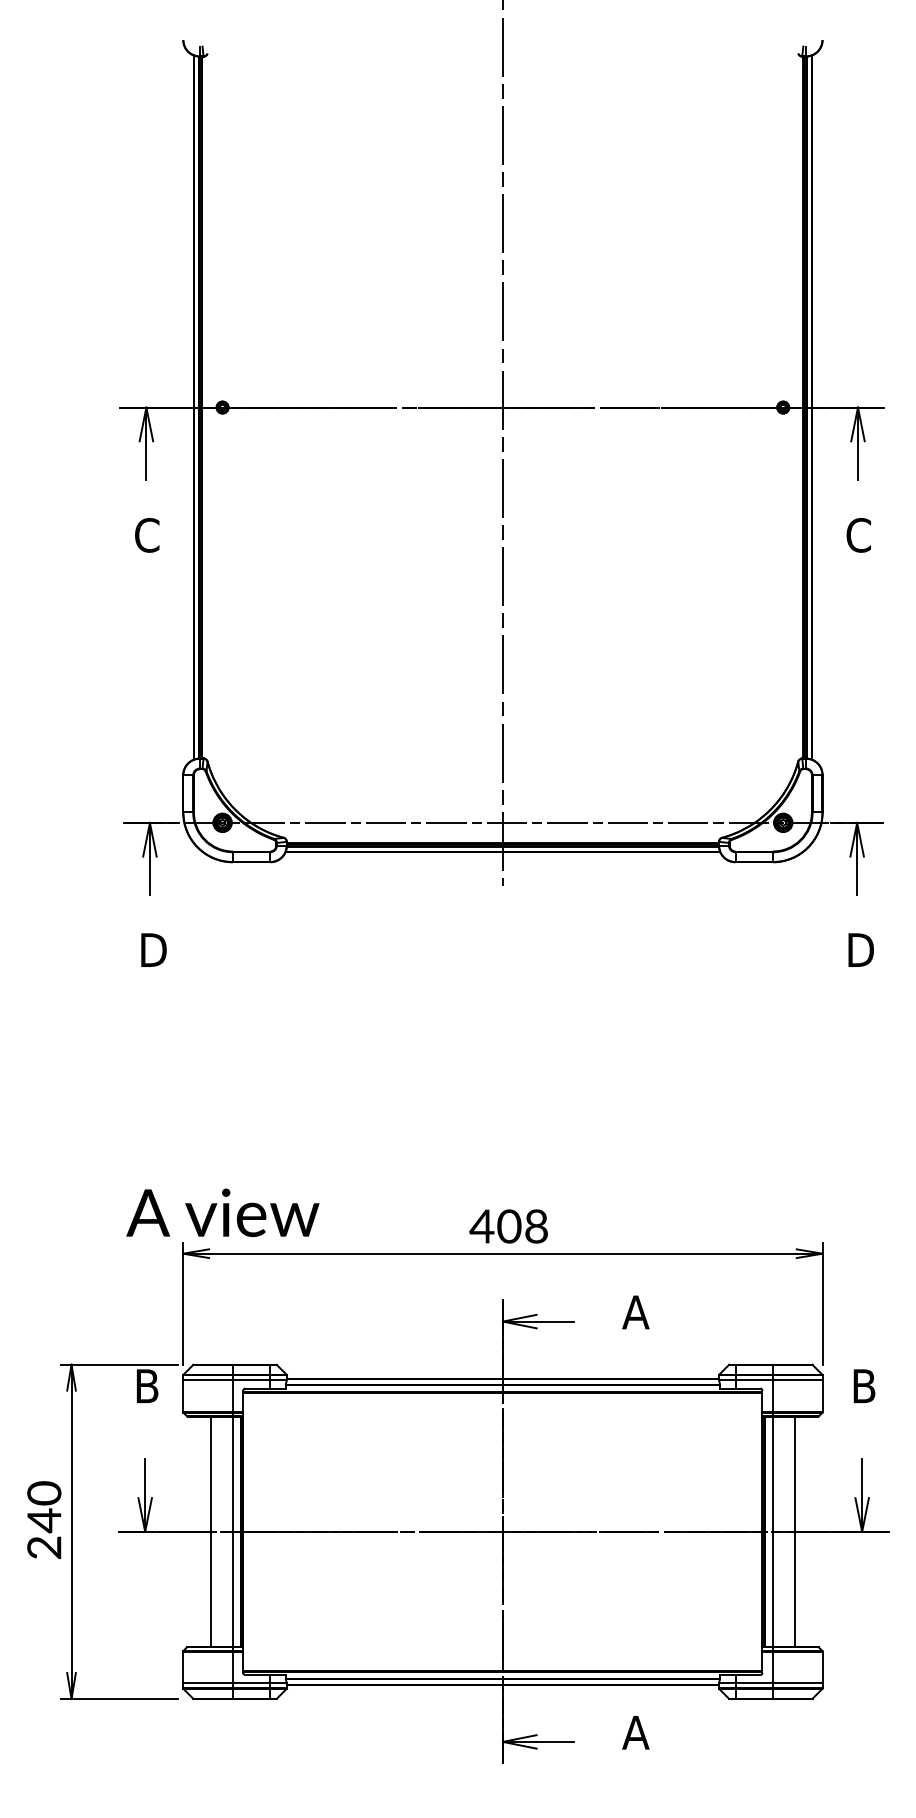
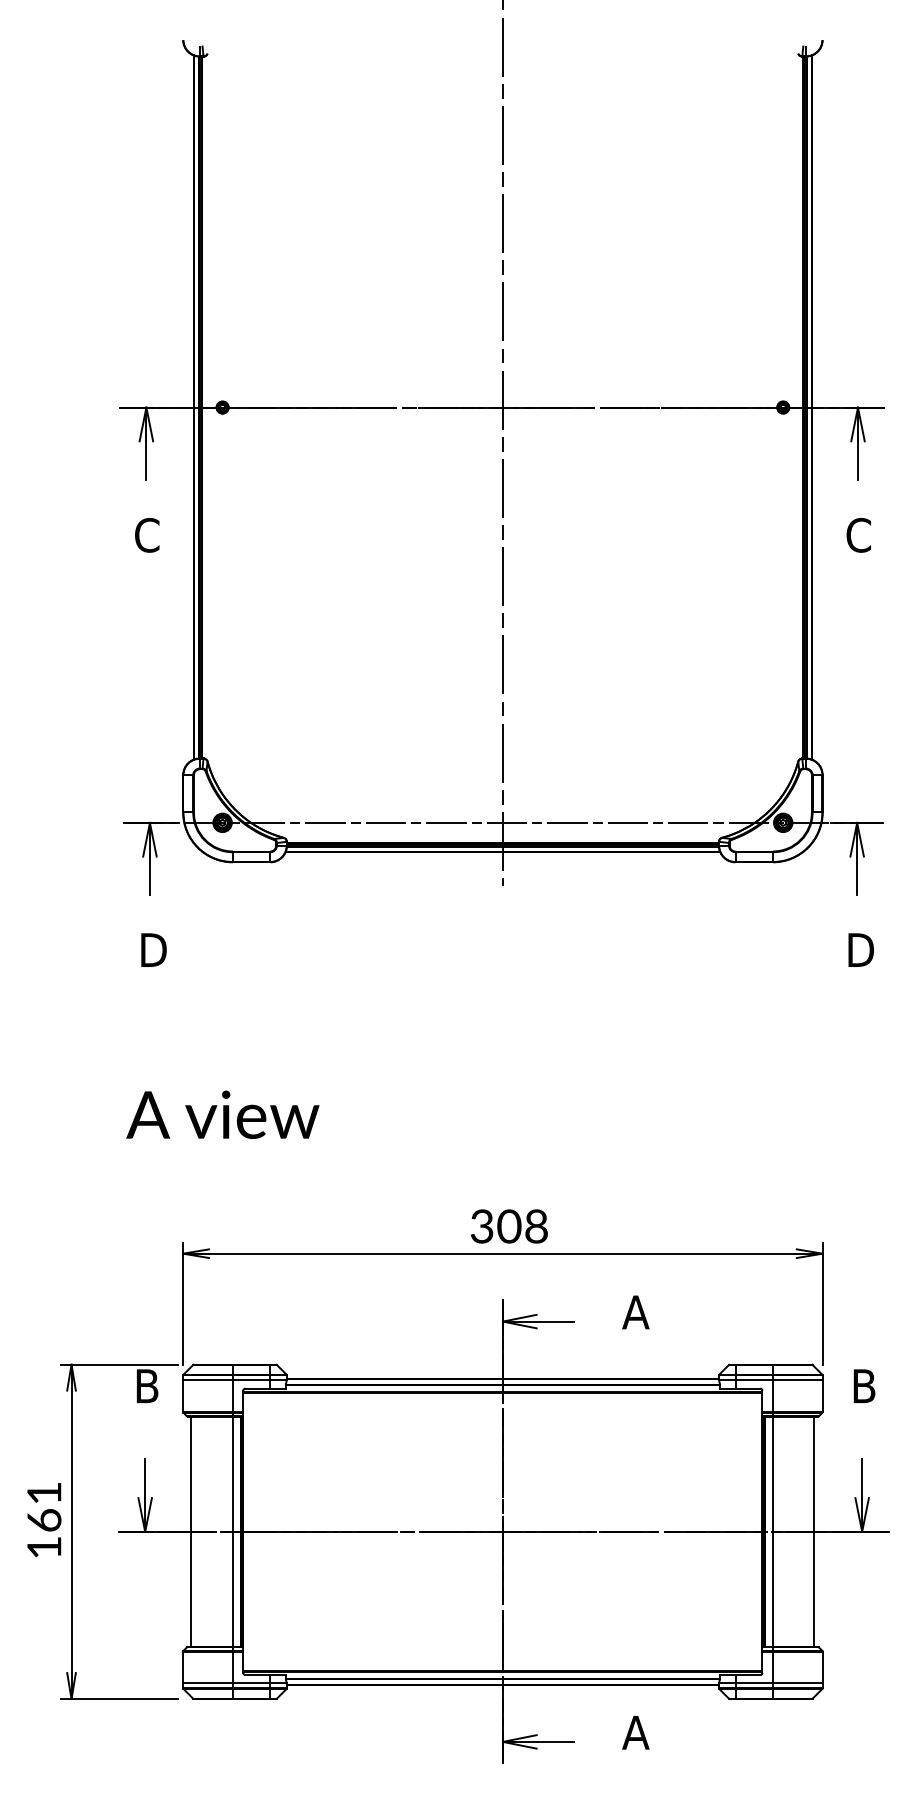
text position: (222, 1212) -> (222, 1114) (222, 1114)
text: 408 -> 308 (481, 1226)
text: 240 -> 161 (44, 1520)
line position: (211, 1531) -> (191, 1531) (191, 1531)
line position: (795, 1531) -> (814, 1531) (814, 1531)
